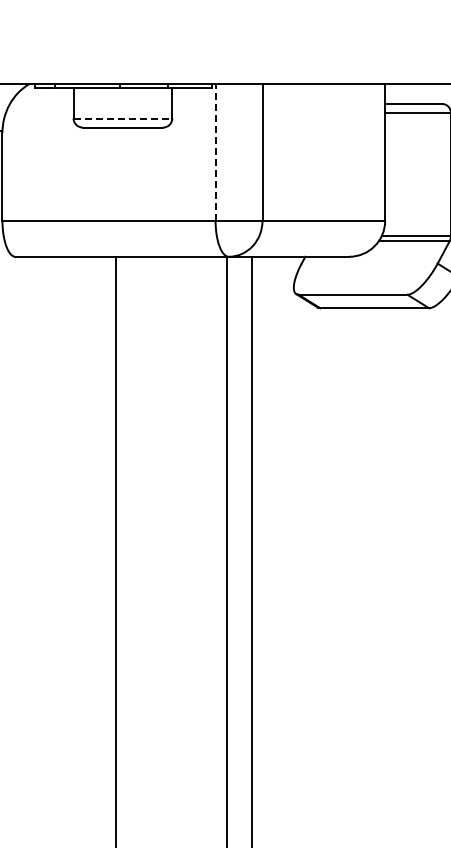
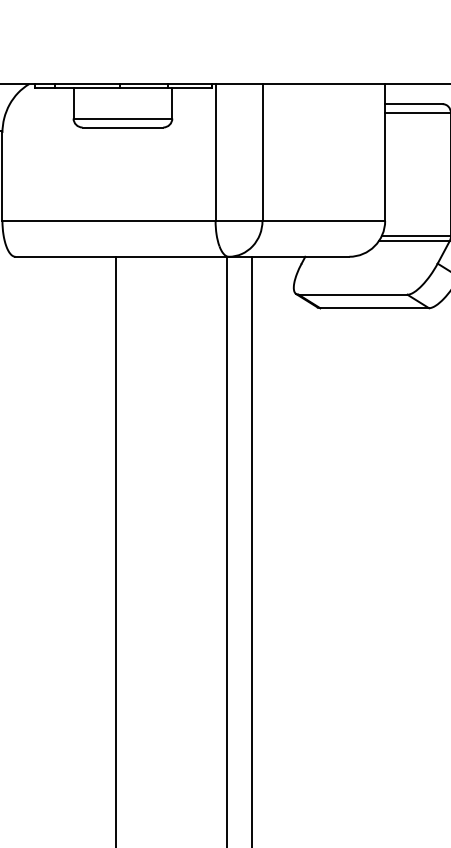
line: dashed -> solid (123, 118)
line: dashed -> solid (215, 152)
